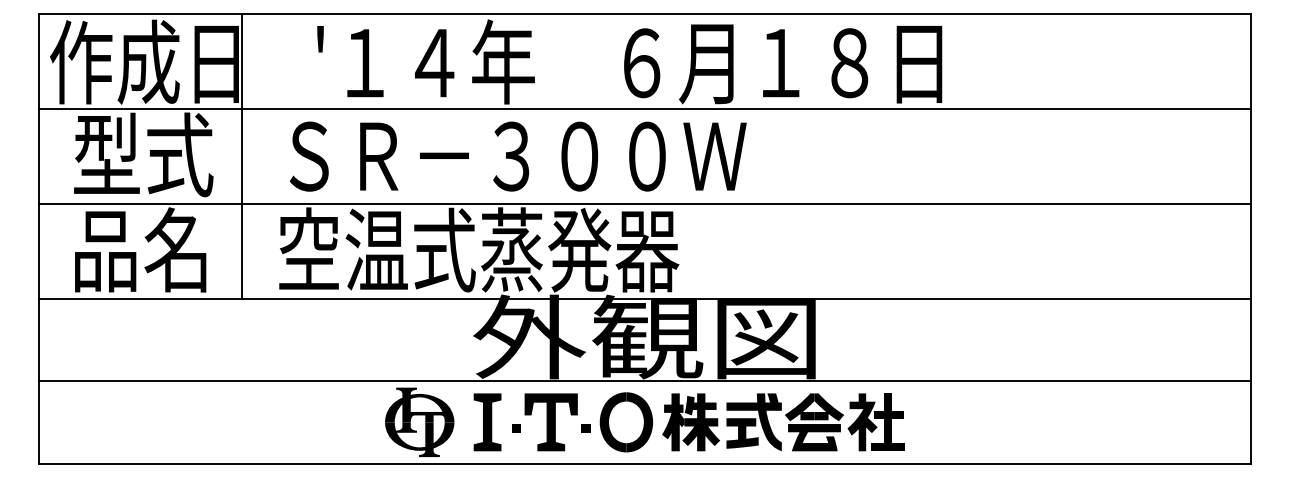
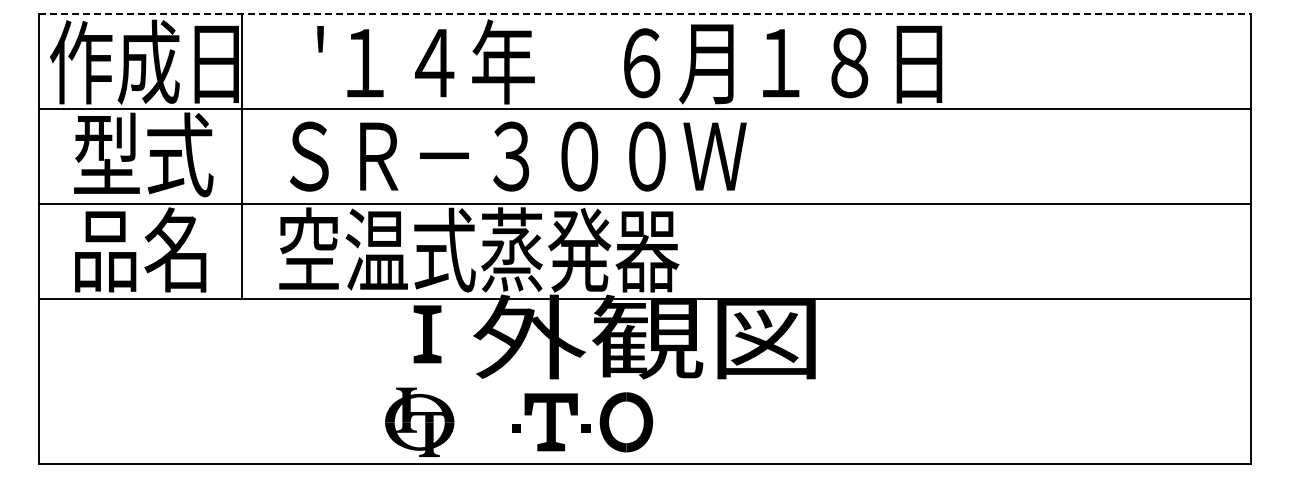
line: solid -> dashed (645, 14)
line: present -> none (644, 381)
part position: (487, 422) -> (427, 334) (427, 334)
part: present -> none (783, 422)
